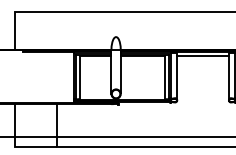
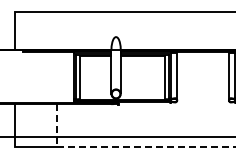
line: present -> none (202, 55)
line: solid -> dashed (123, 147)
